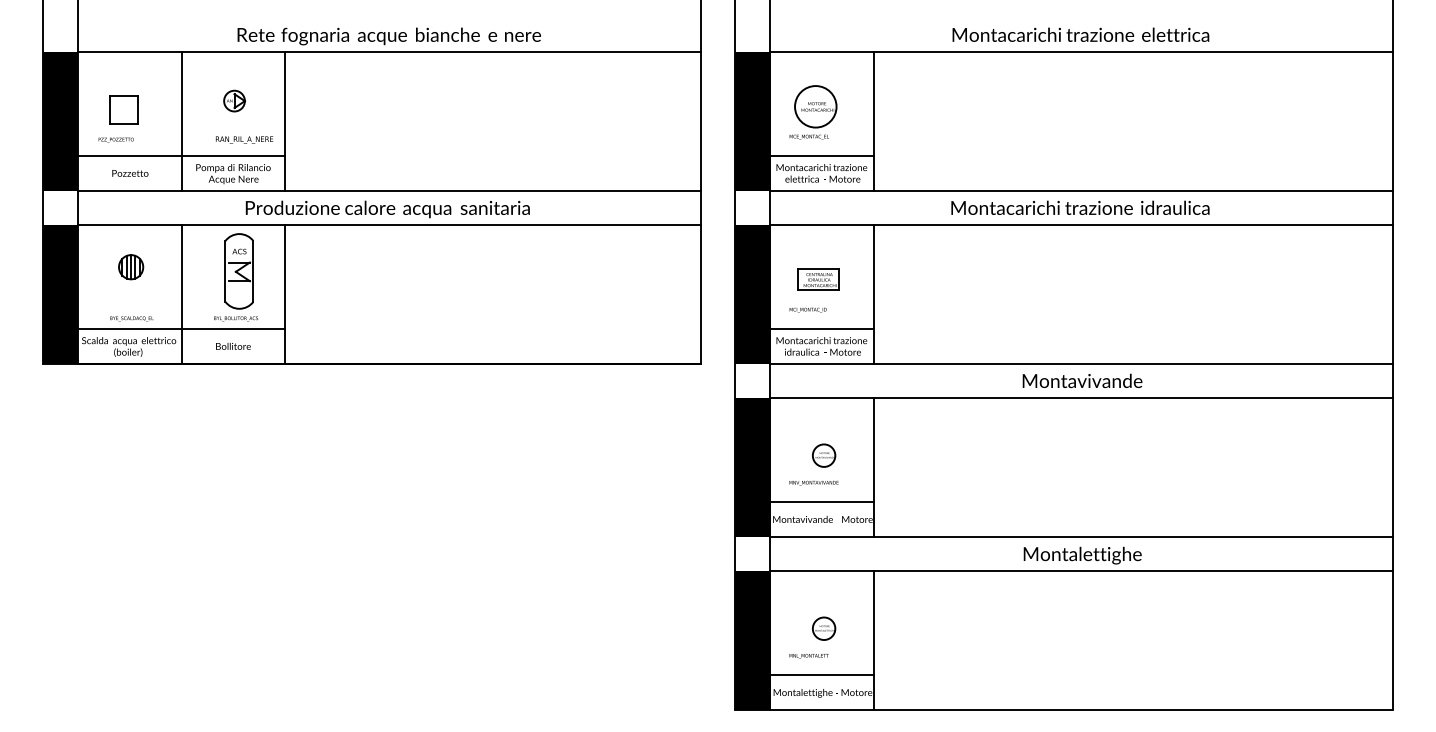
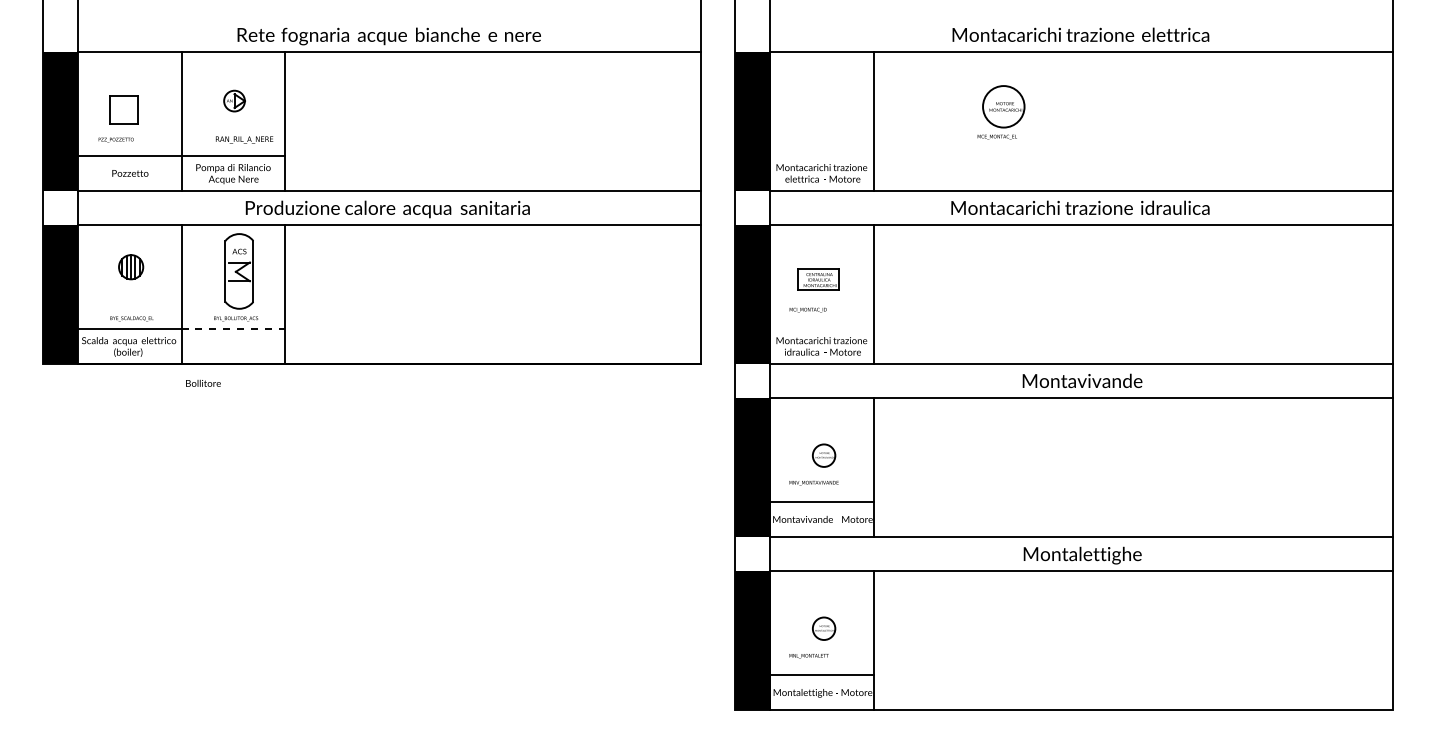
part position: (813, 112) -> (1001, 112) (1001, 112)
line: present -> none (821, 156)
line: solid -> dashed (233, 329)
line: present -> none (821, 329)
text position: (233, 345) -> (203, 382) (203, 382)
